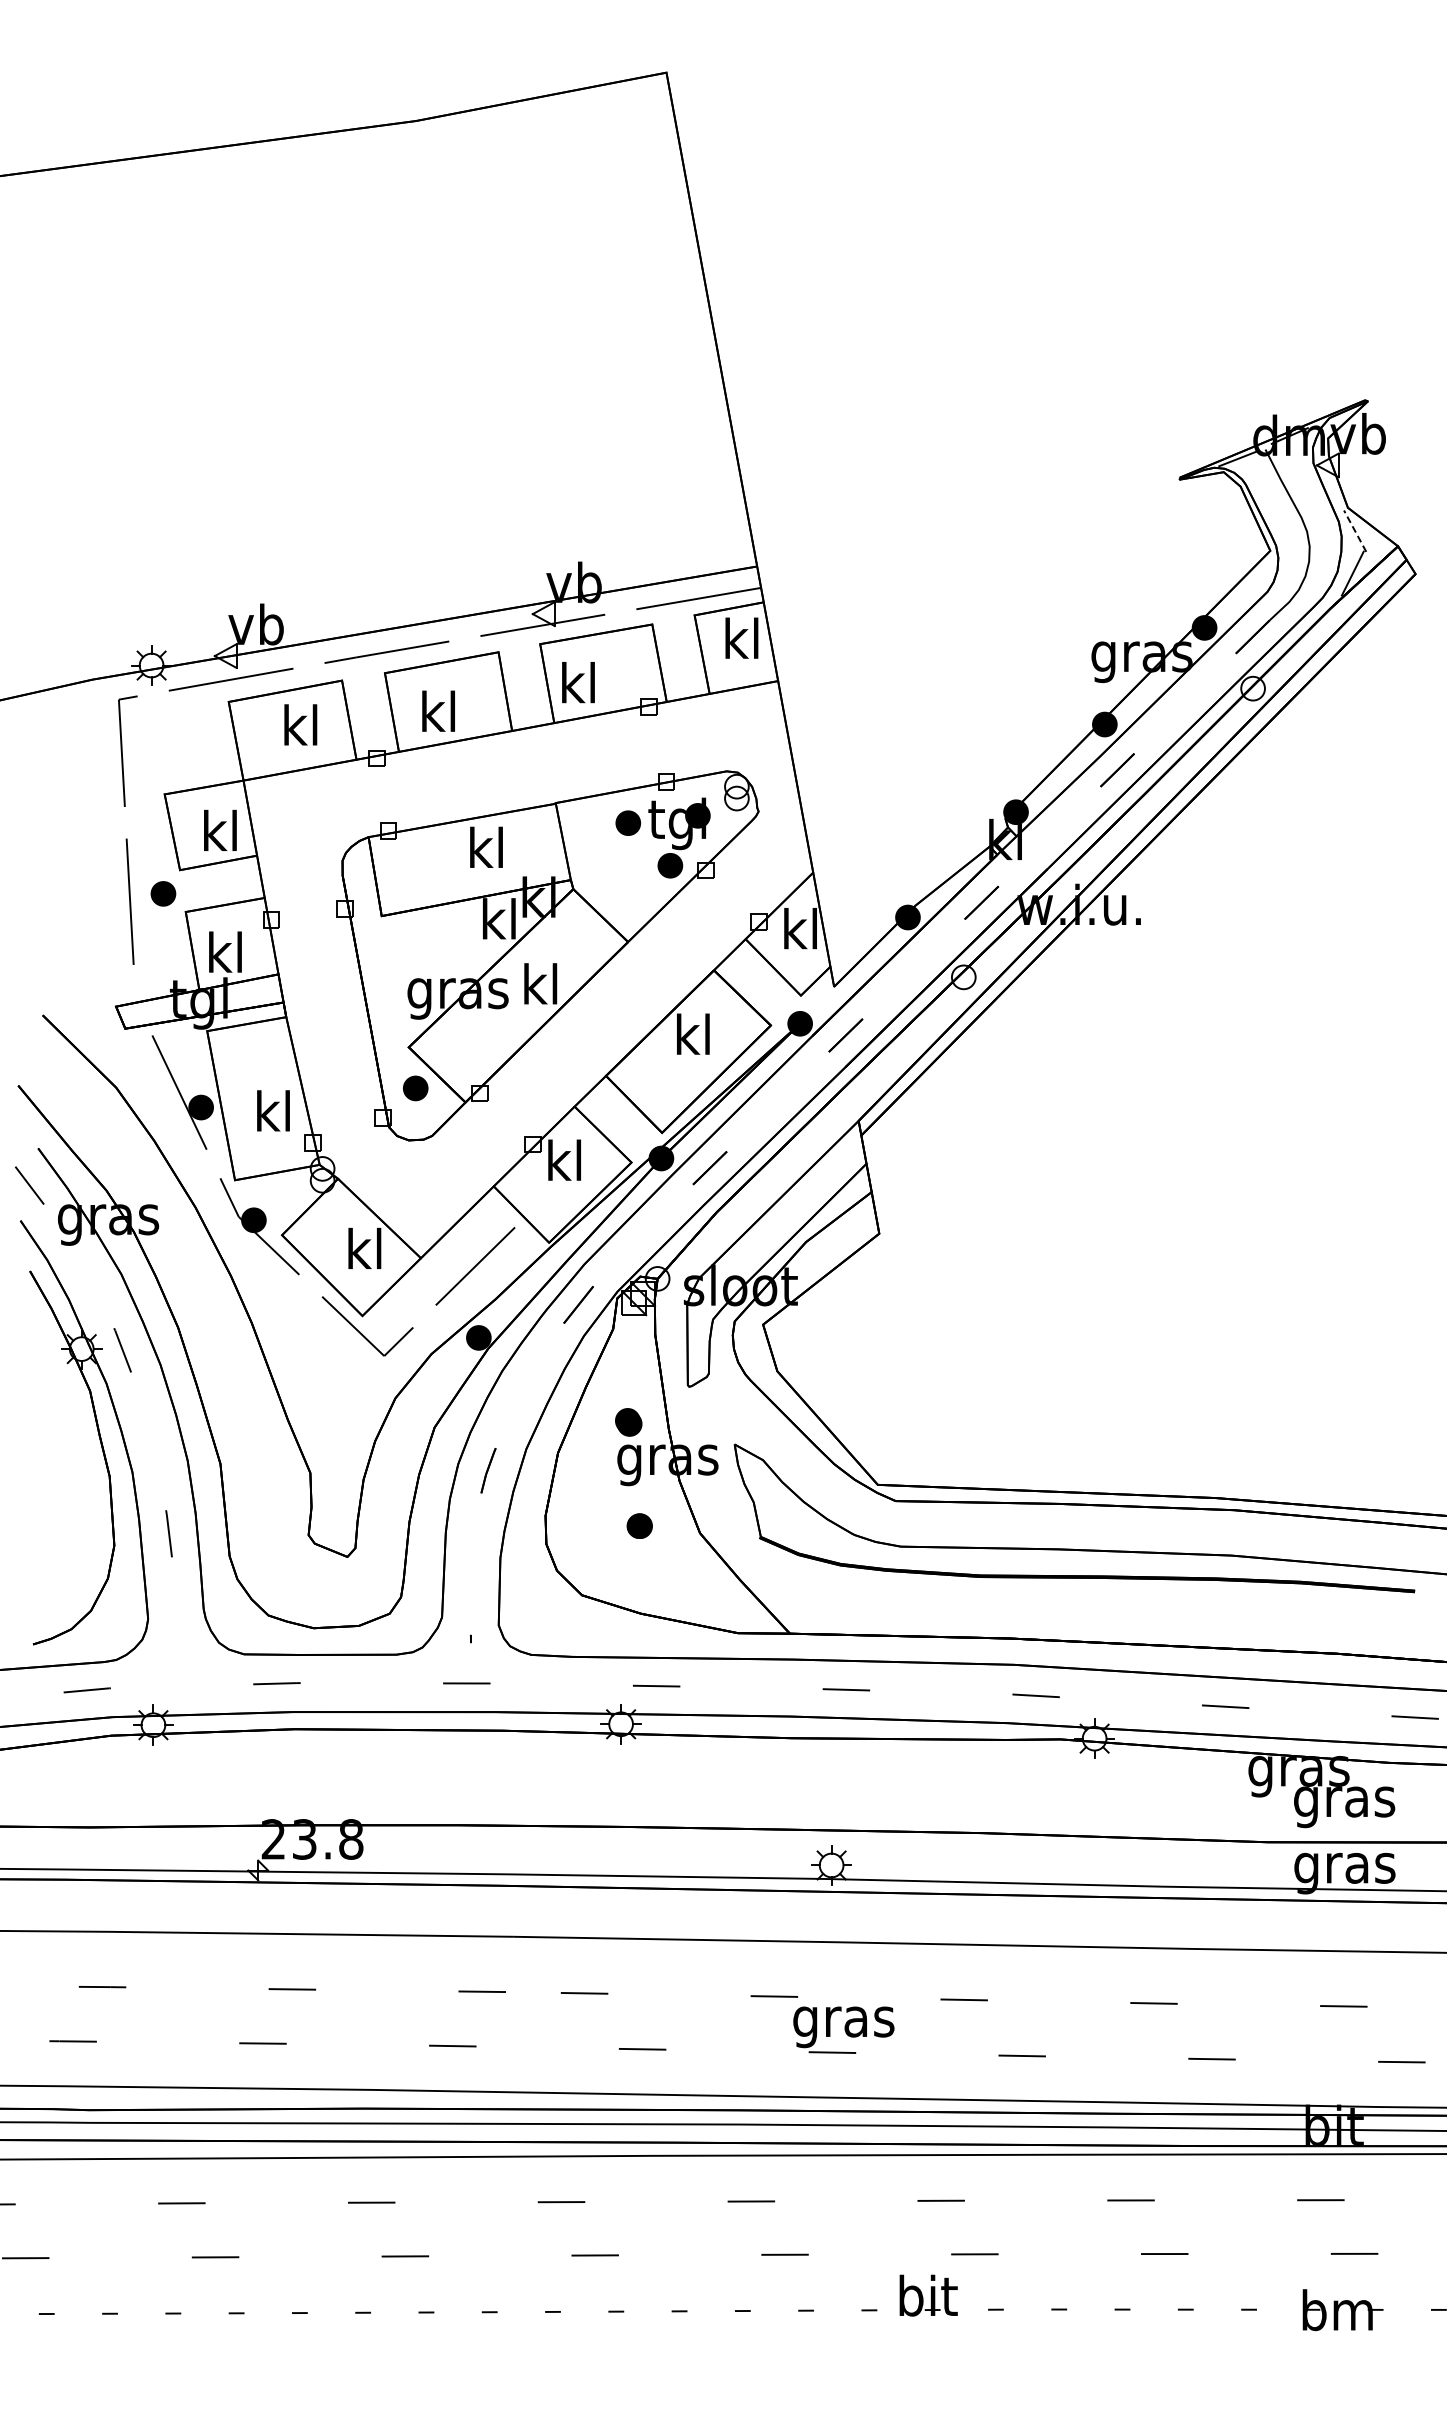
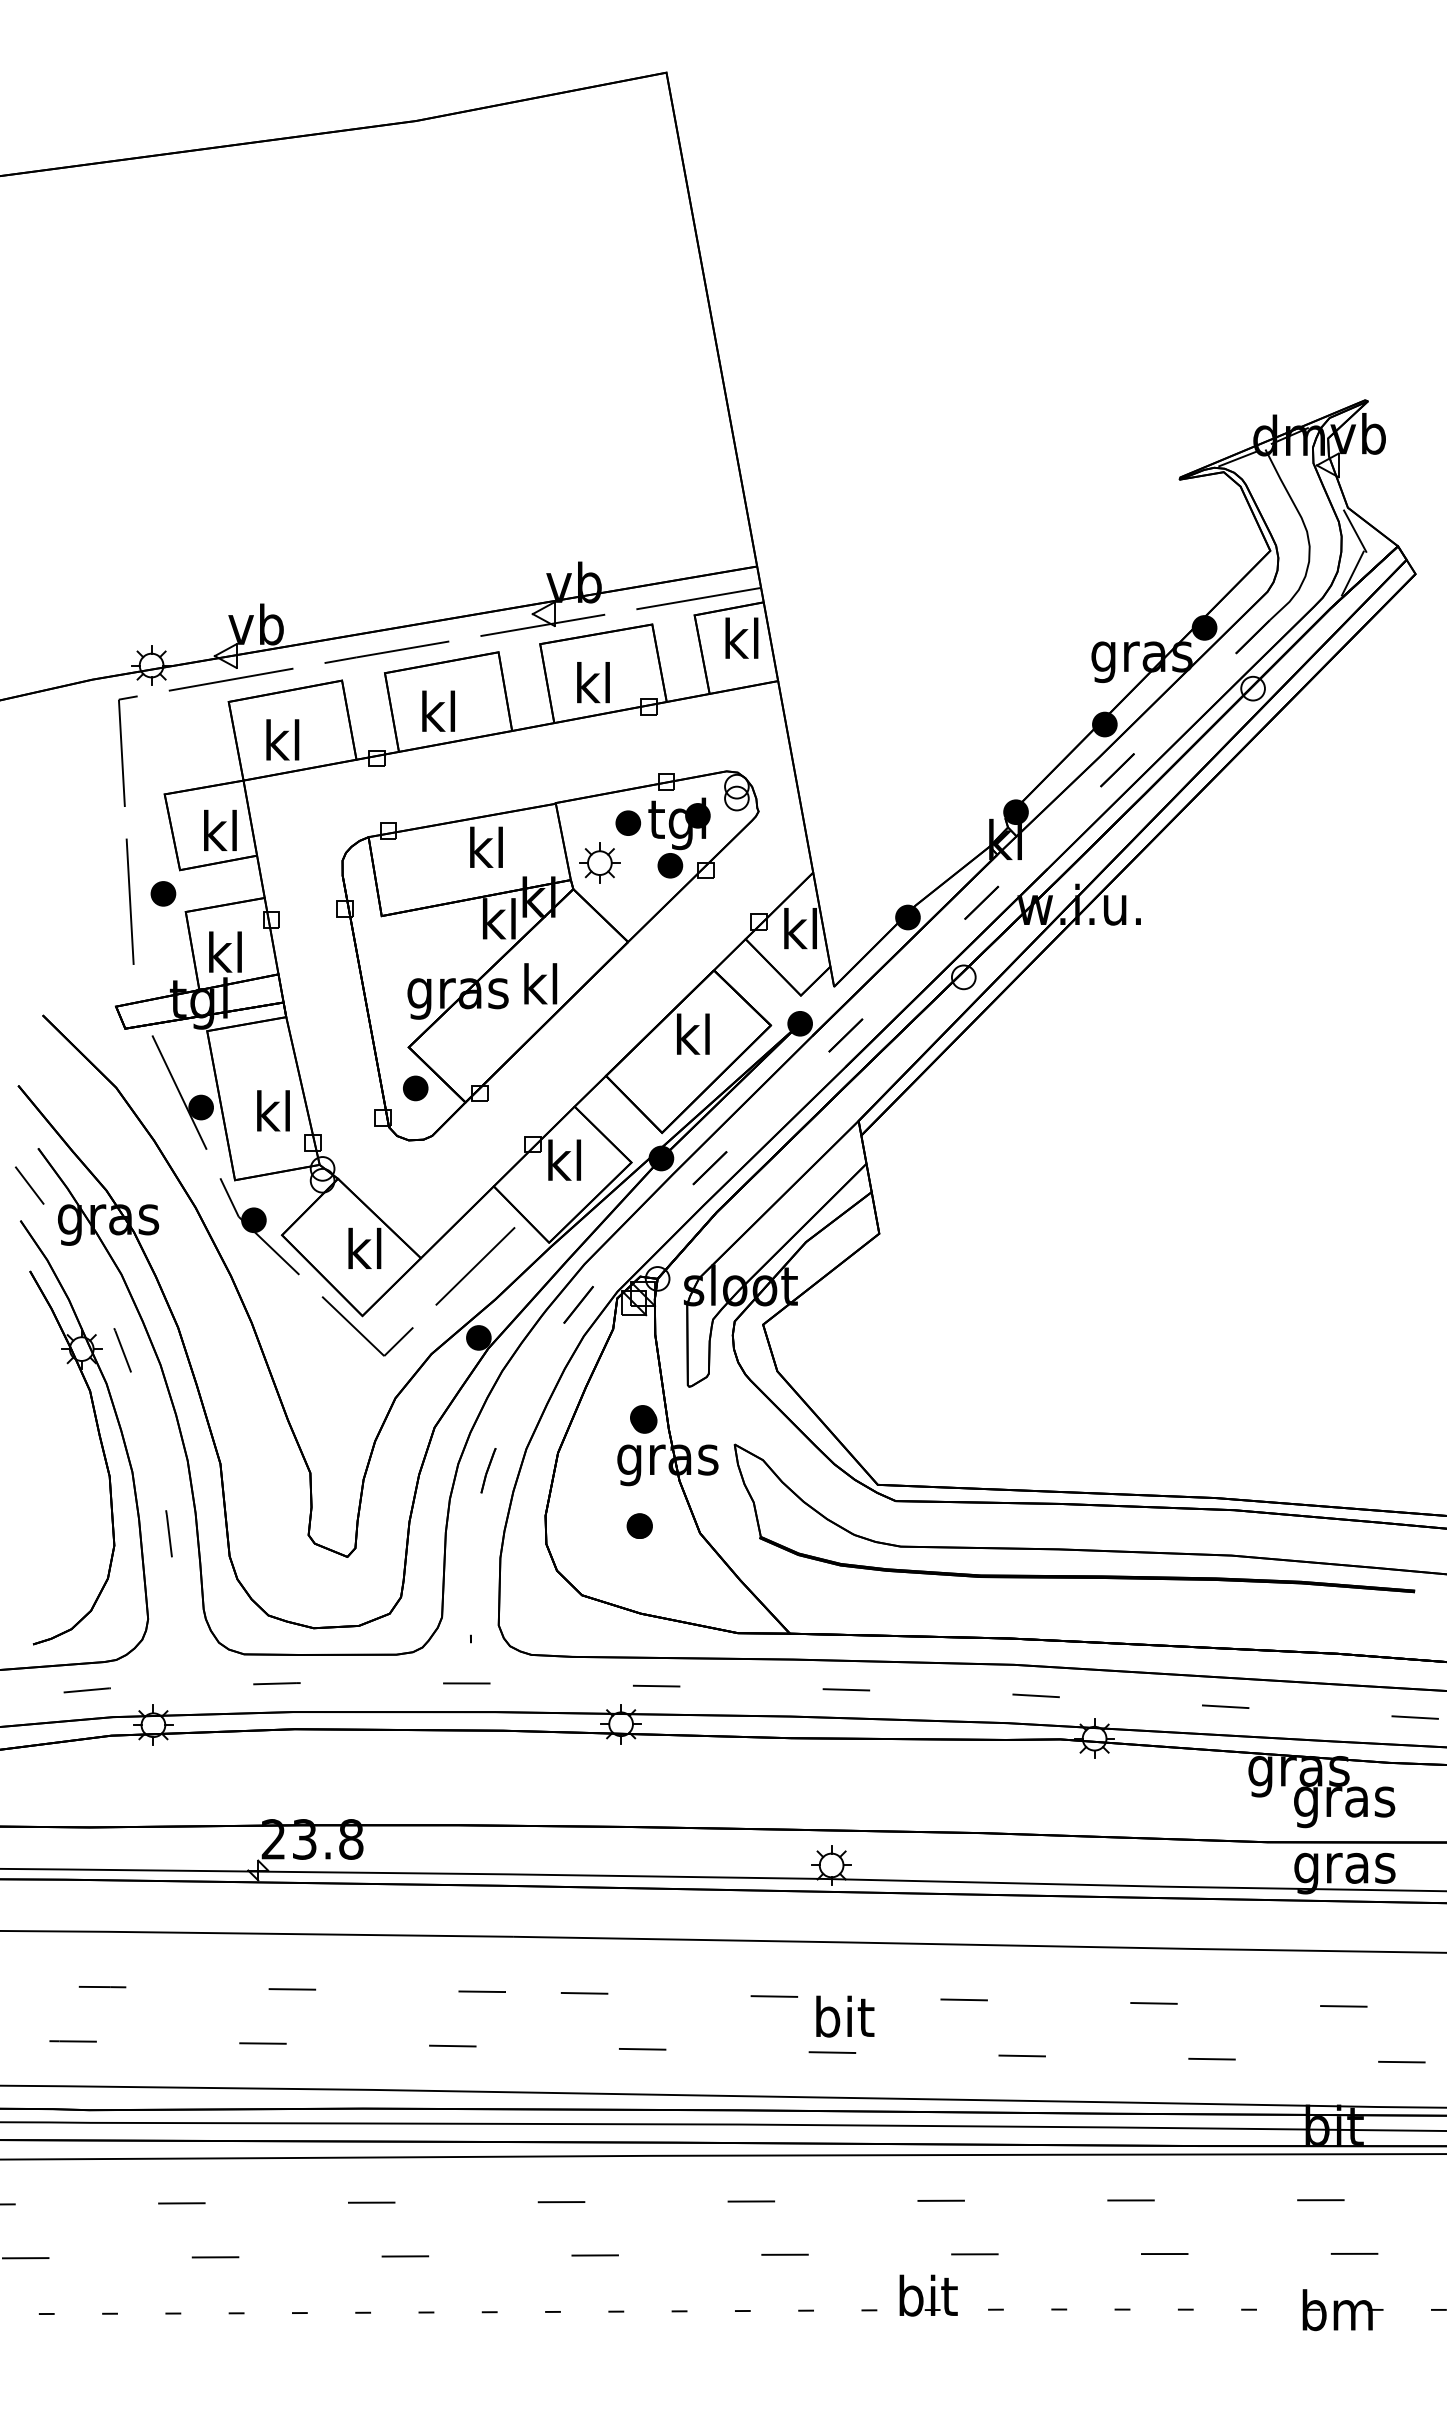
line: dashed -> solid (1354, 530)
text position: (578, 682) -> (593, 682) (593, 682)
text position: (300, 724) -> (282, 739) (282, 739)
part: none -> present (599, 862)
part position: (628, 1422) -> (643, 1419) (643, 1419)
text: gras -> bit (843, 2021)
